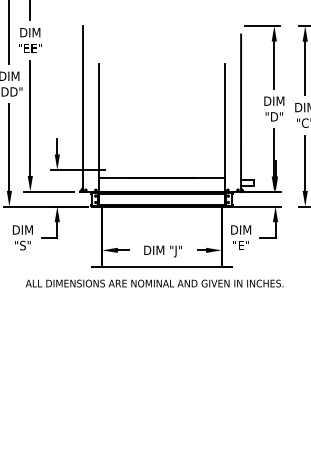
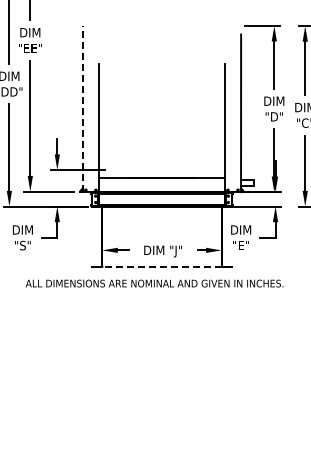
line: solid -> dashed (82, 108)
line: solid -> dashed (162, 266)
